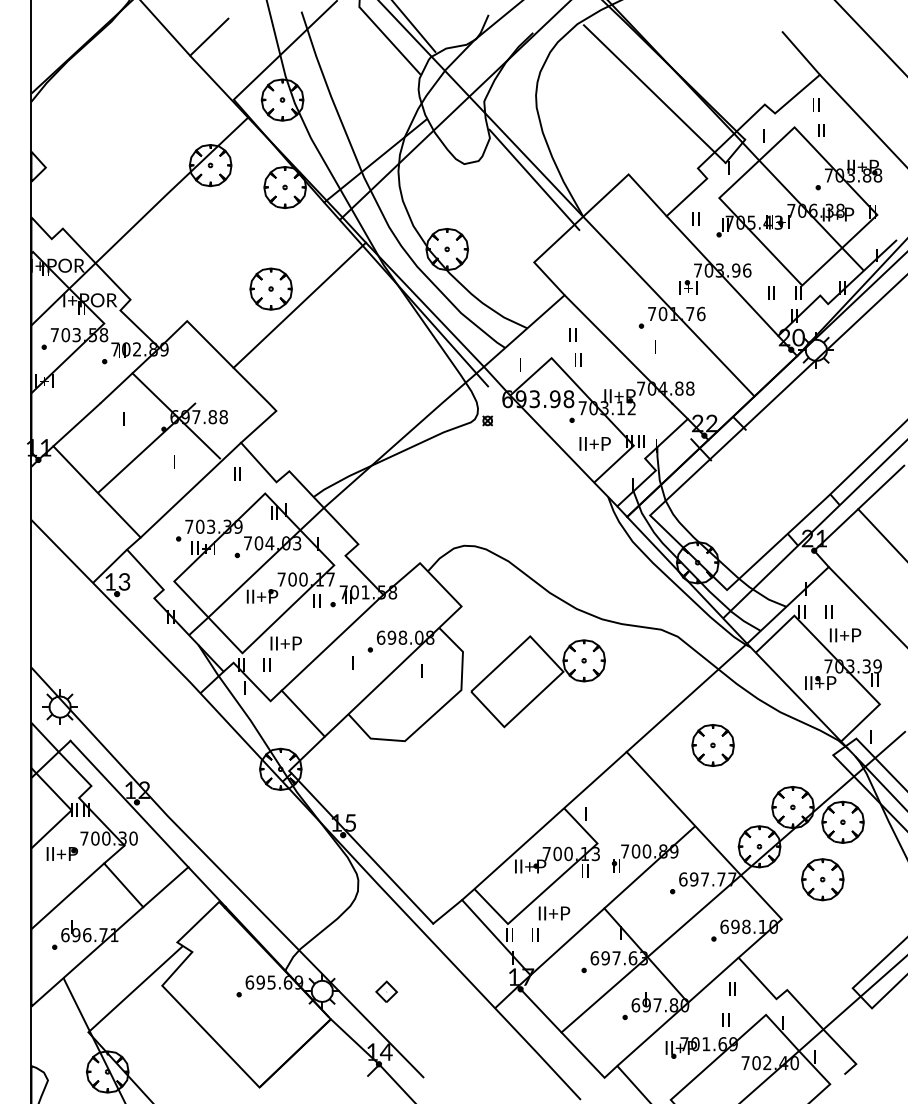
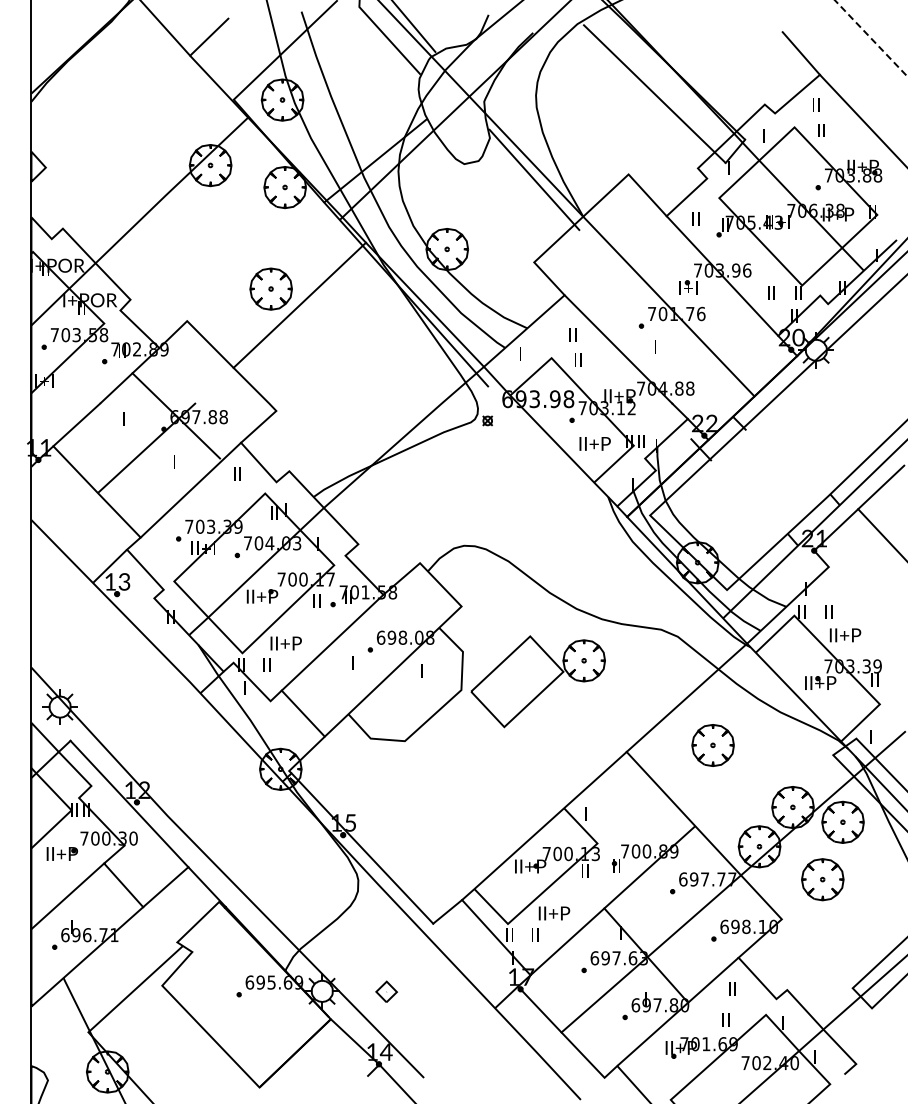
line: solid -> dashed (871, 38)
text position: (520, 364) -> (520, 353) (520, 353)
line: present -> none (866, 606)
